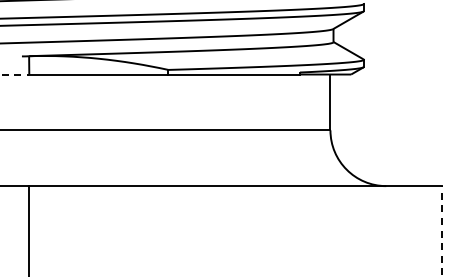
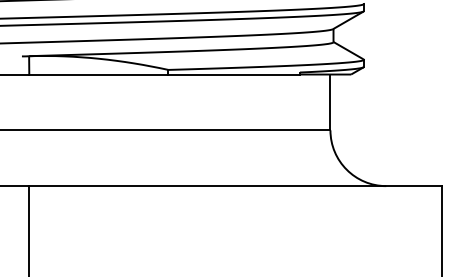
line: dashed -> solid (15, 74)
line: dashed -> solid (442, 231)
